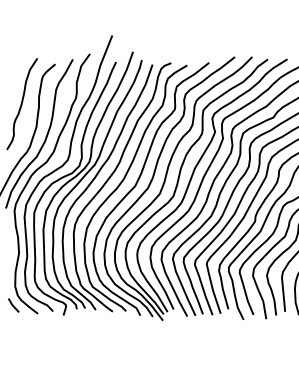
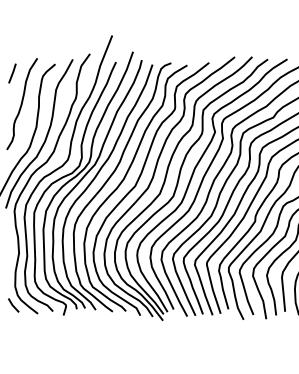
line: none -> present (12, 73)
